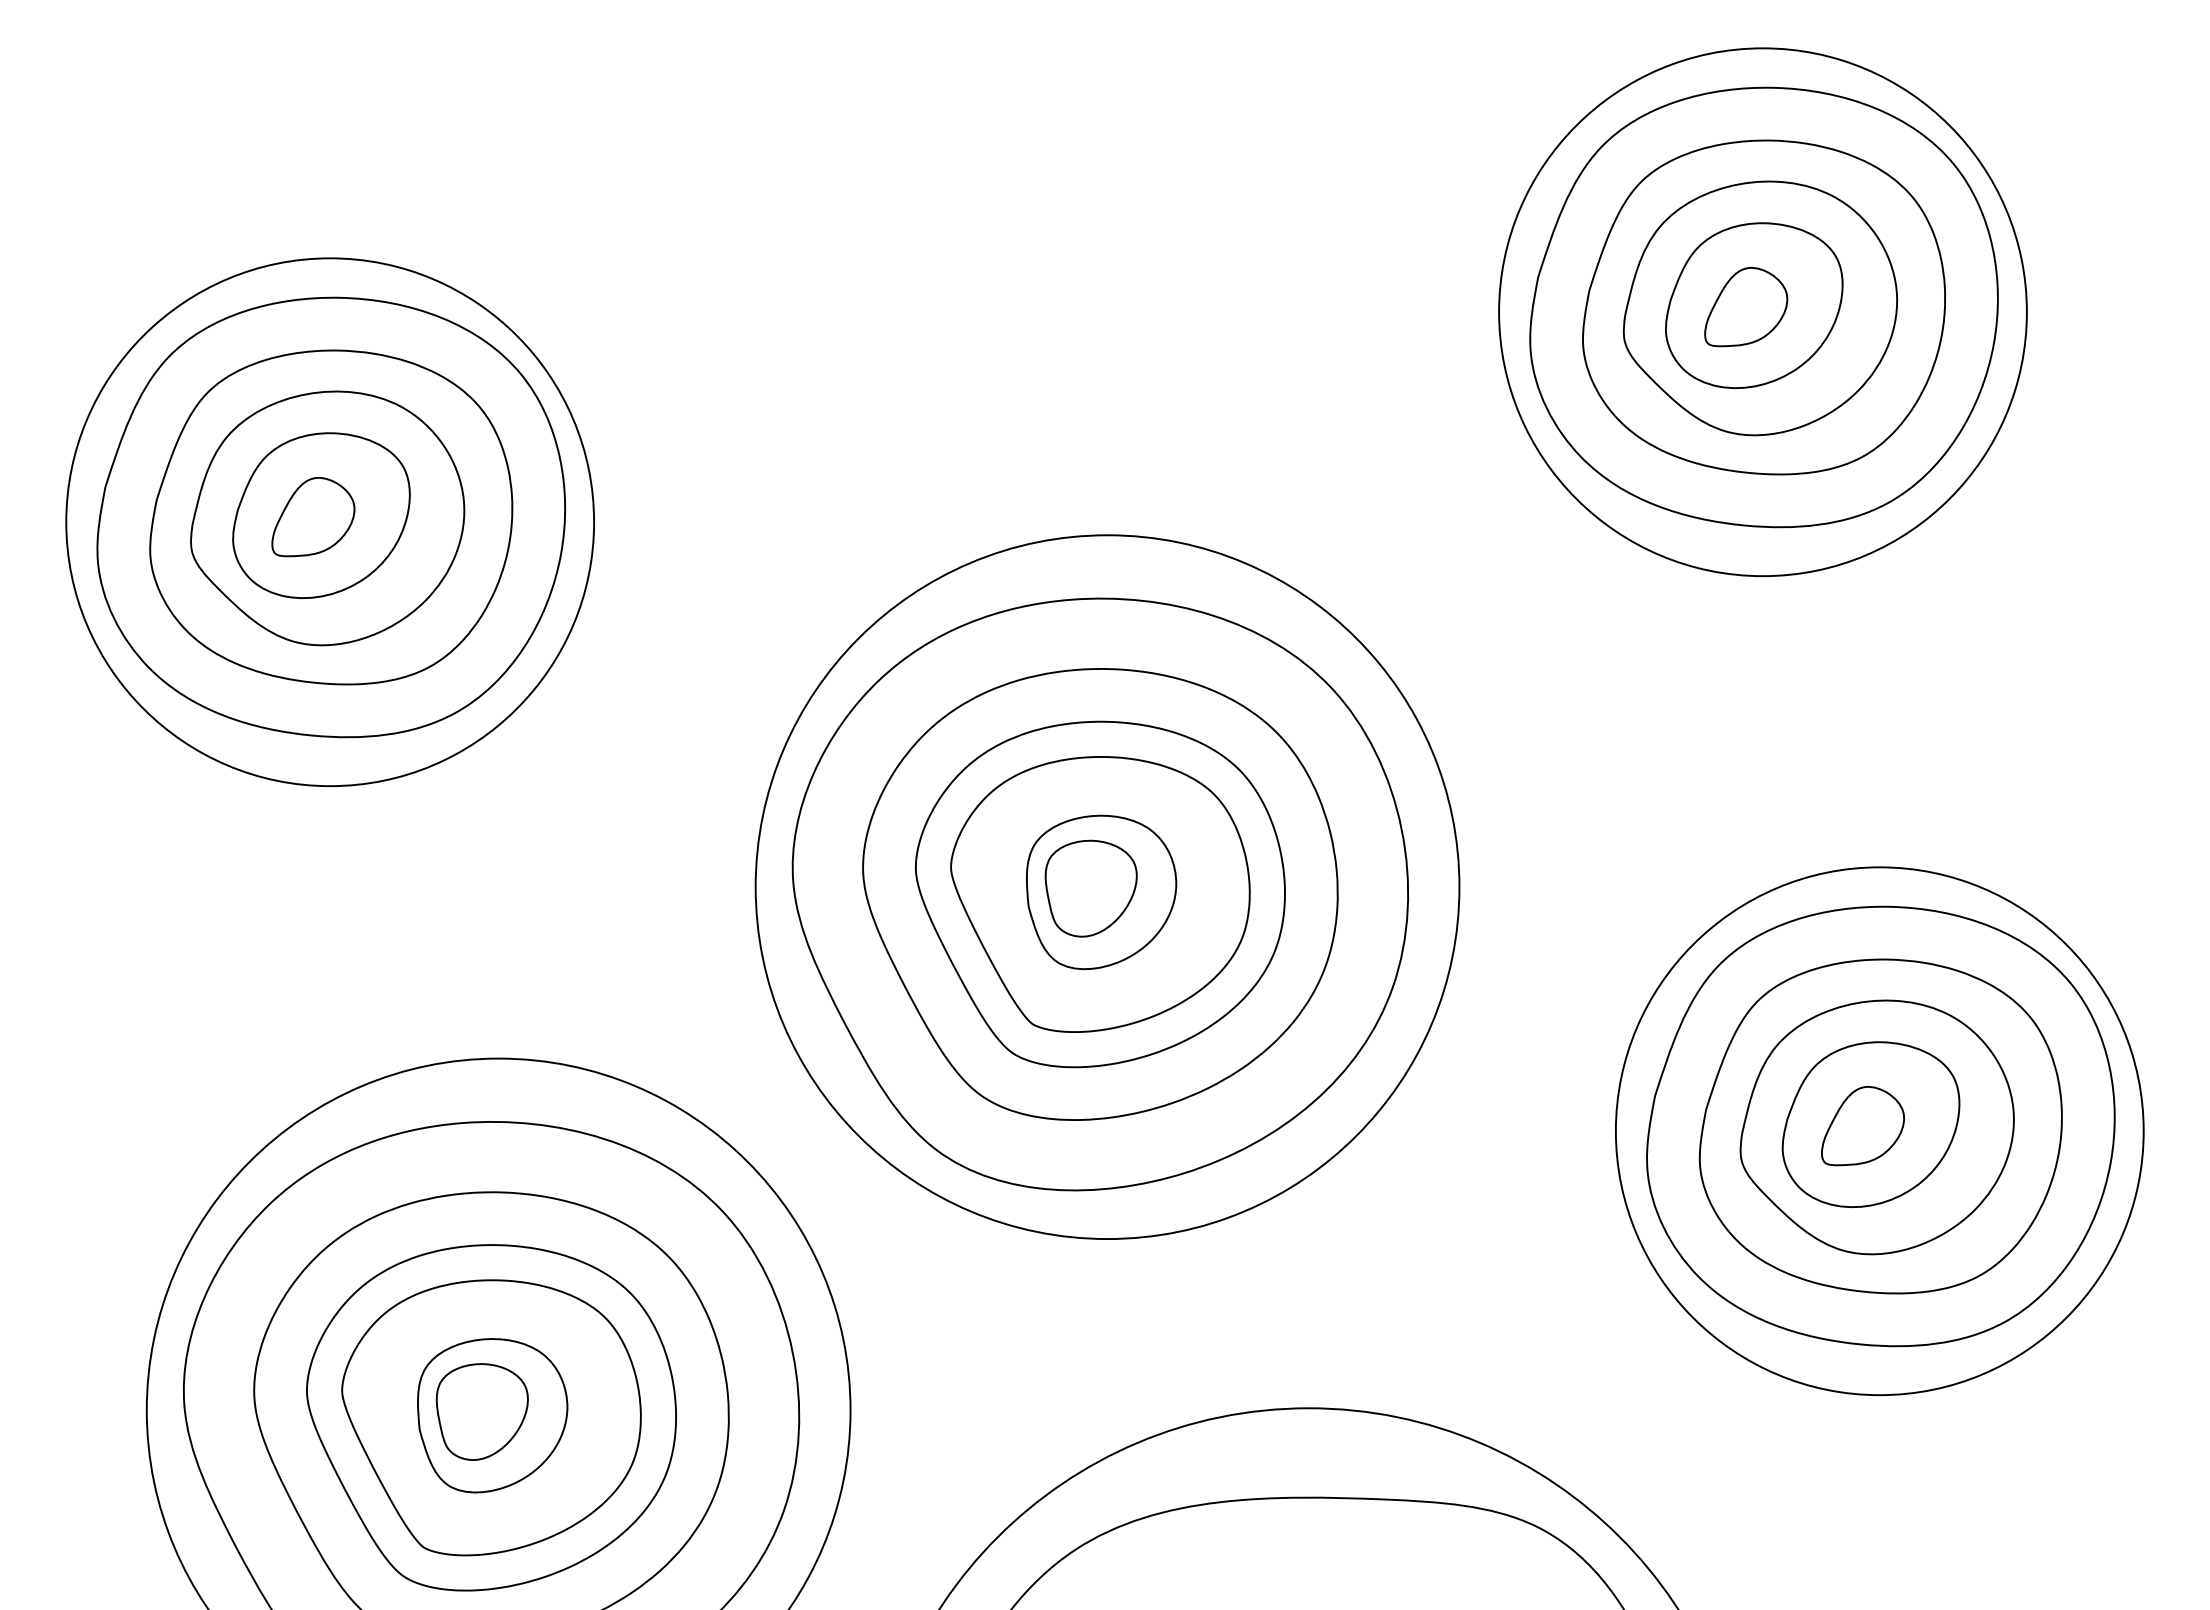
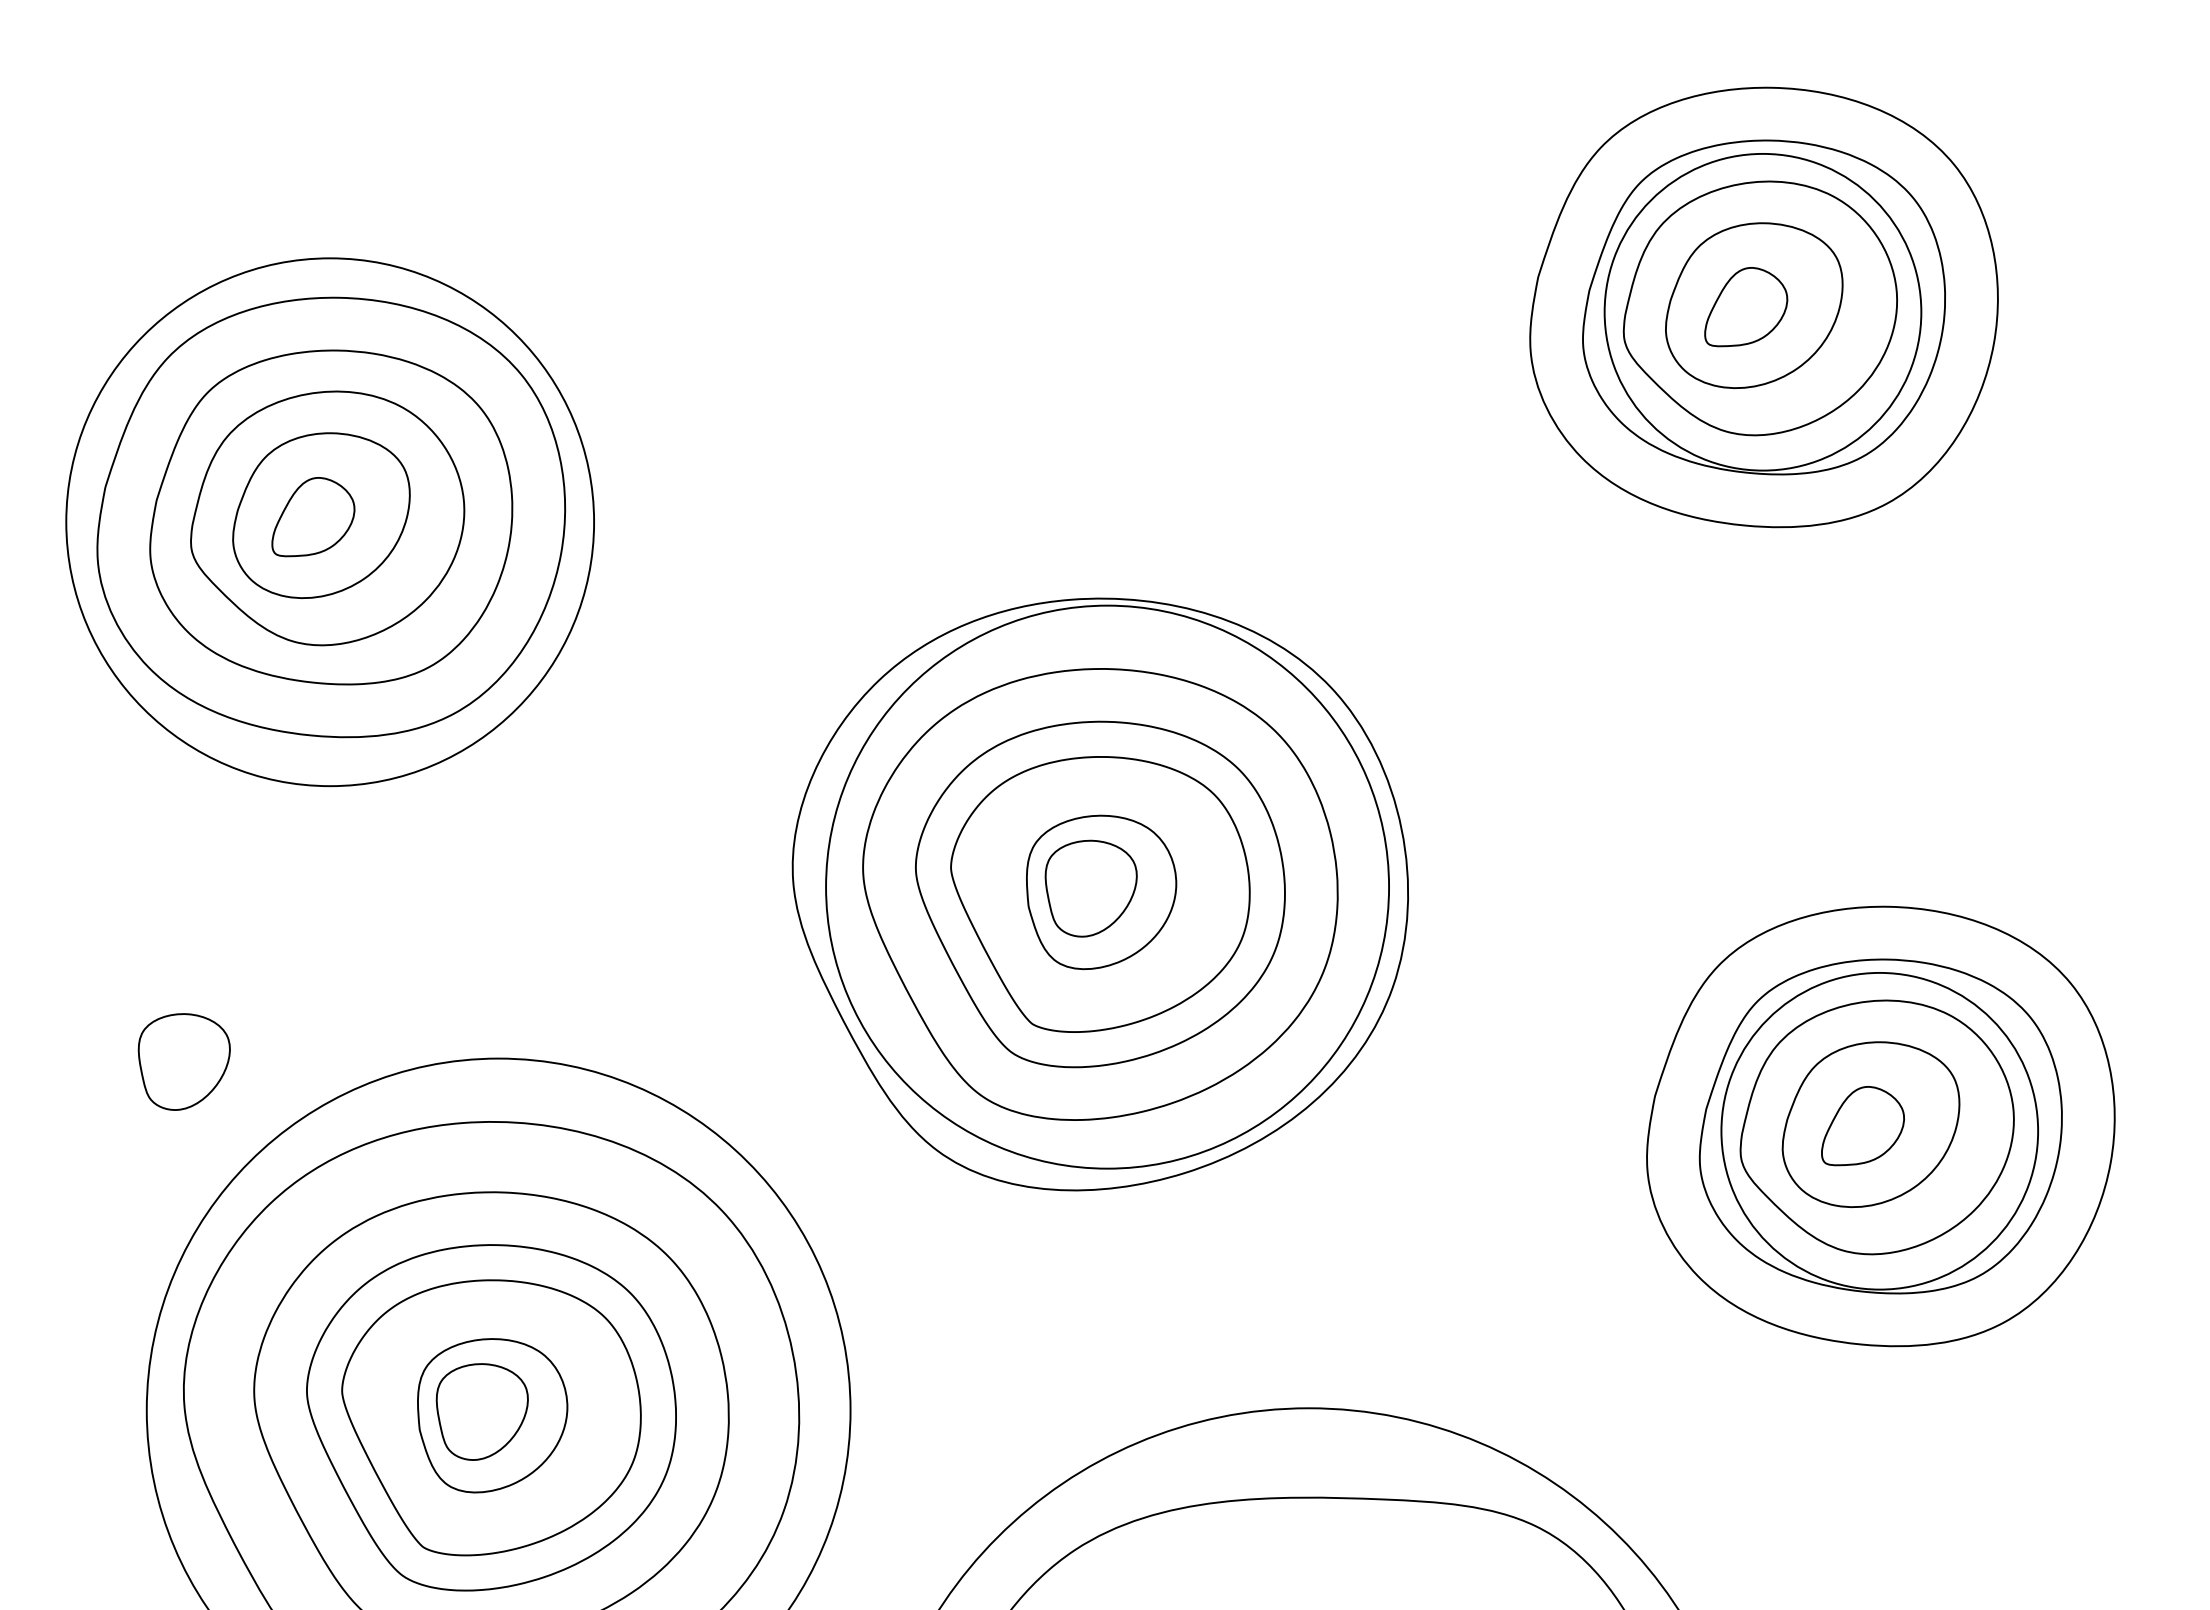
circle diameter: 528 px -> 317 px (1762, 311)
circle diameter: 704 px -> 563 px (1107, 886)
part: none -> present (183, 1061)
circle diameter: 528 px -> 317 px (1879, 1130)
